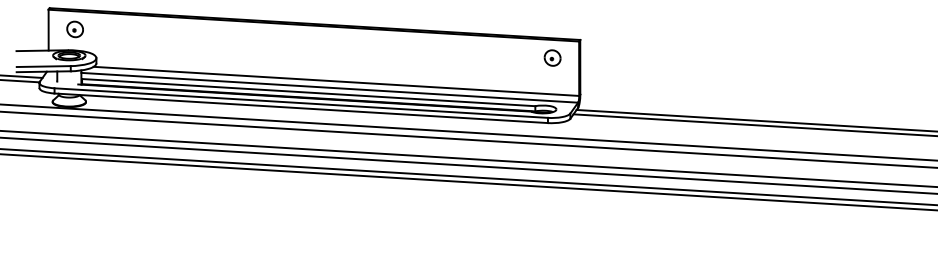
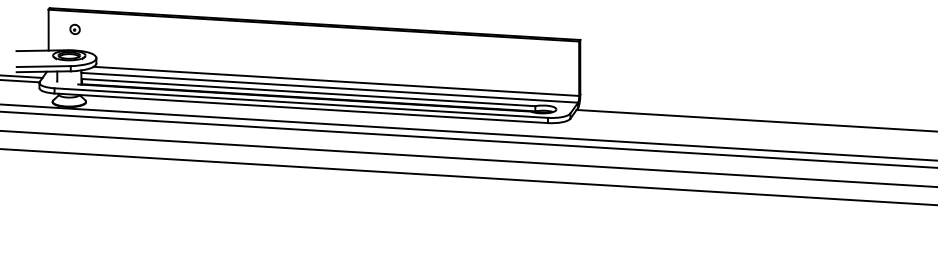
part size: 18x19 px -> 12x12 px (74, 28)
part: present -> none (552, 57)
line: present -> none (753, 125)
line: present -> none (468, 165)
line: present -> none (468, 182)
